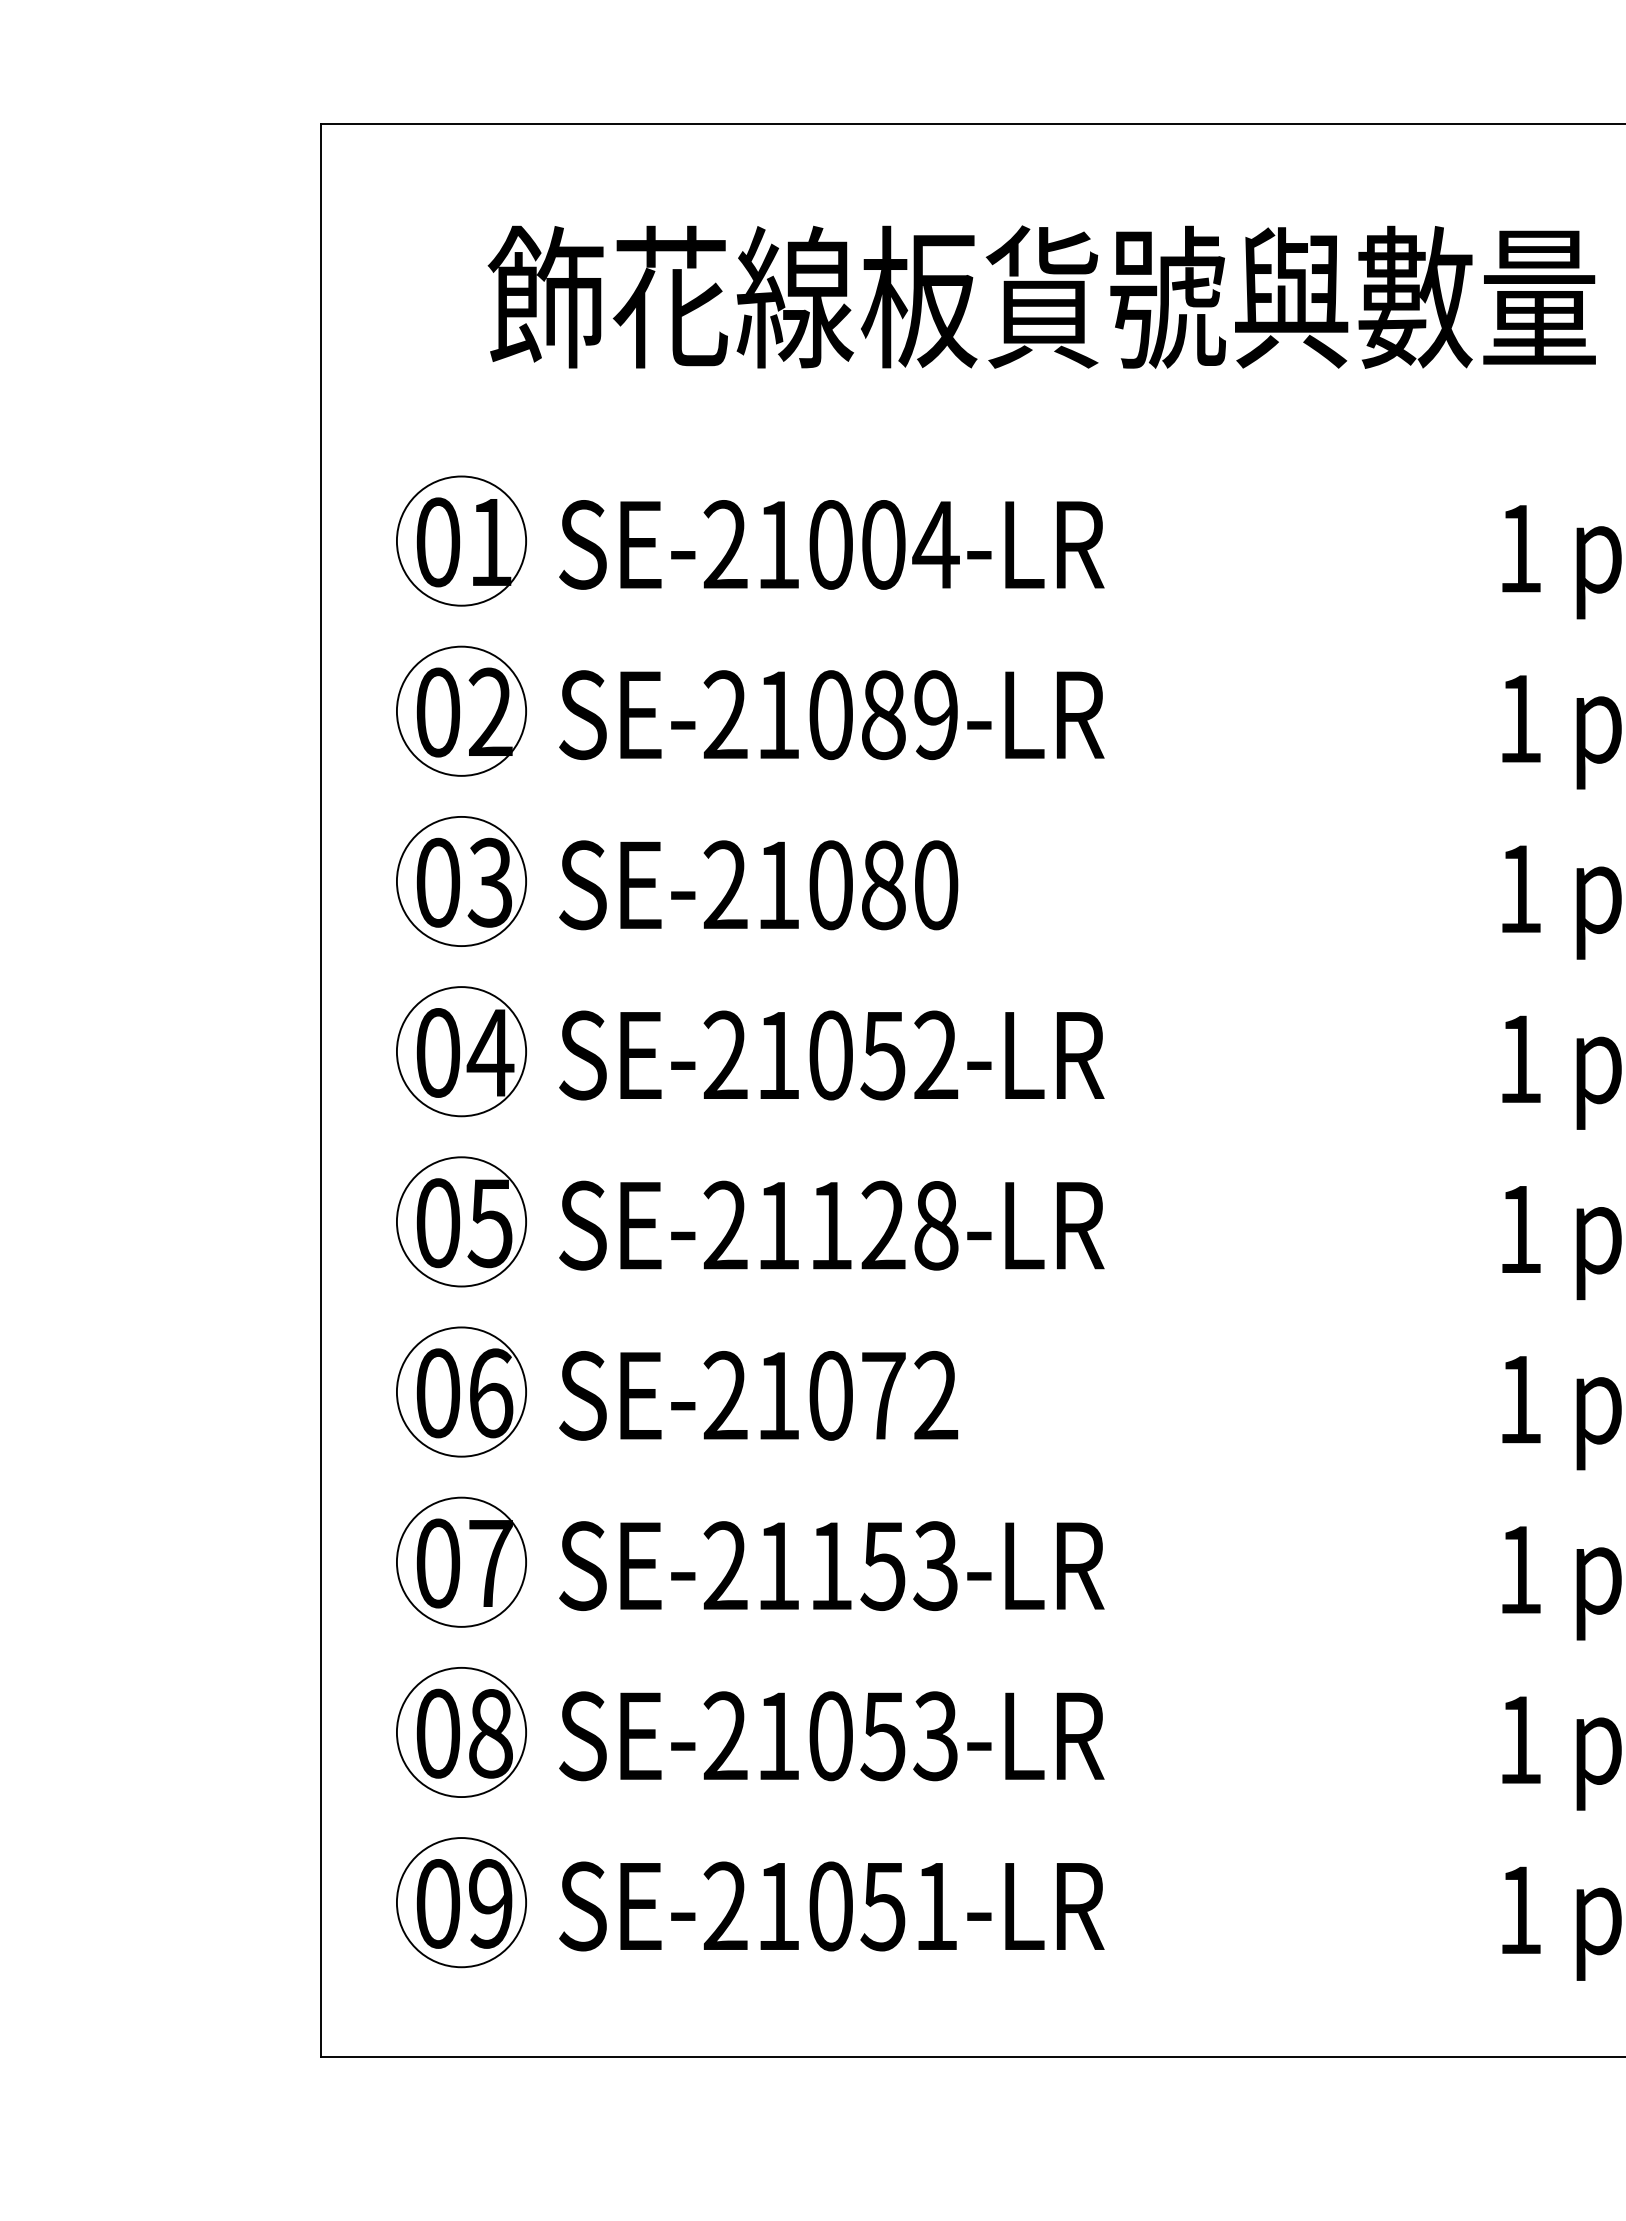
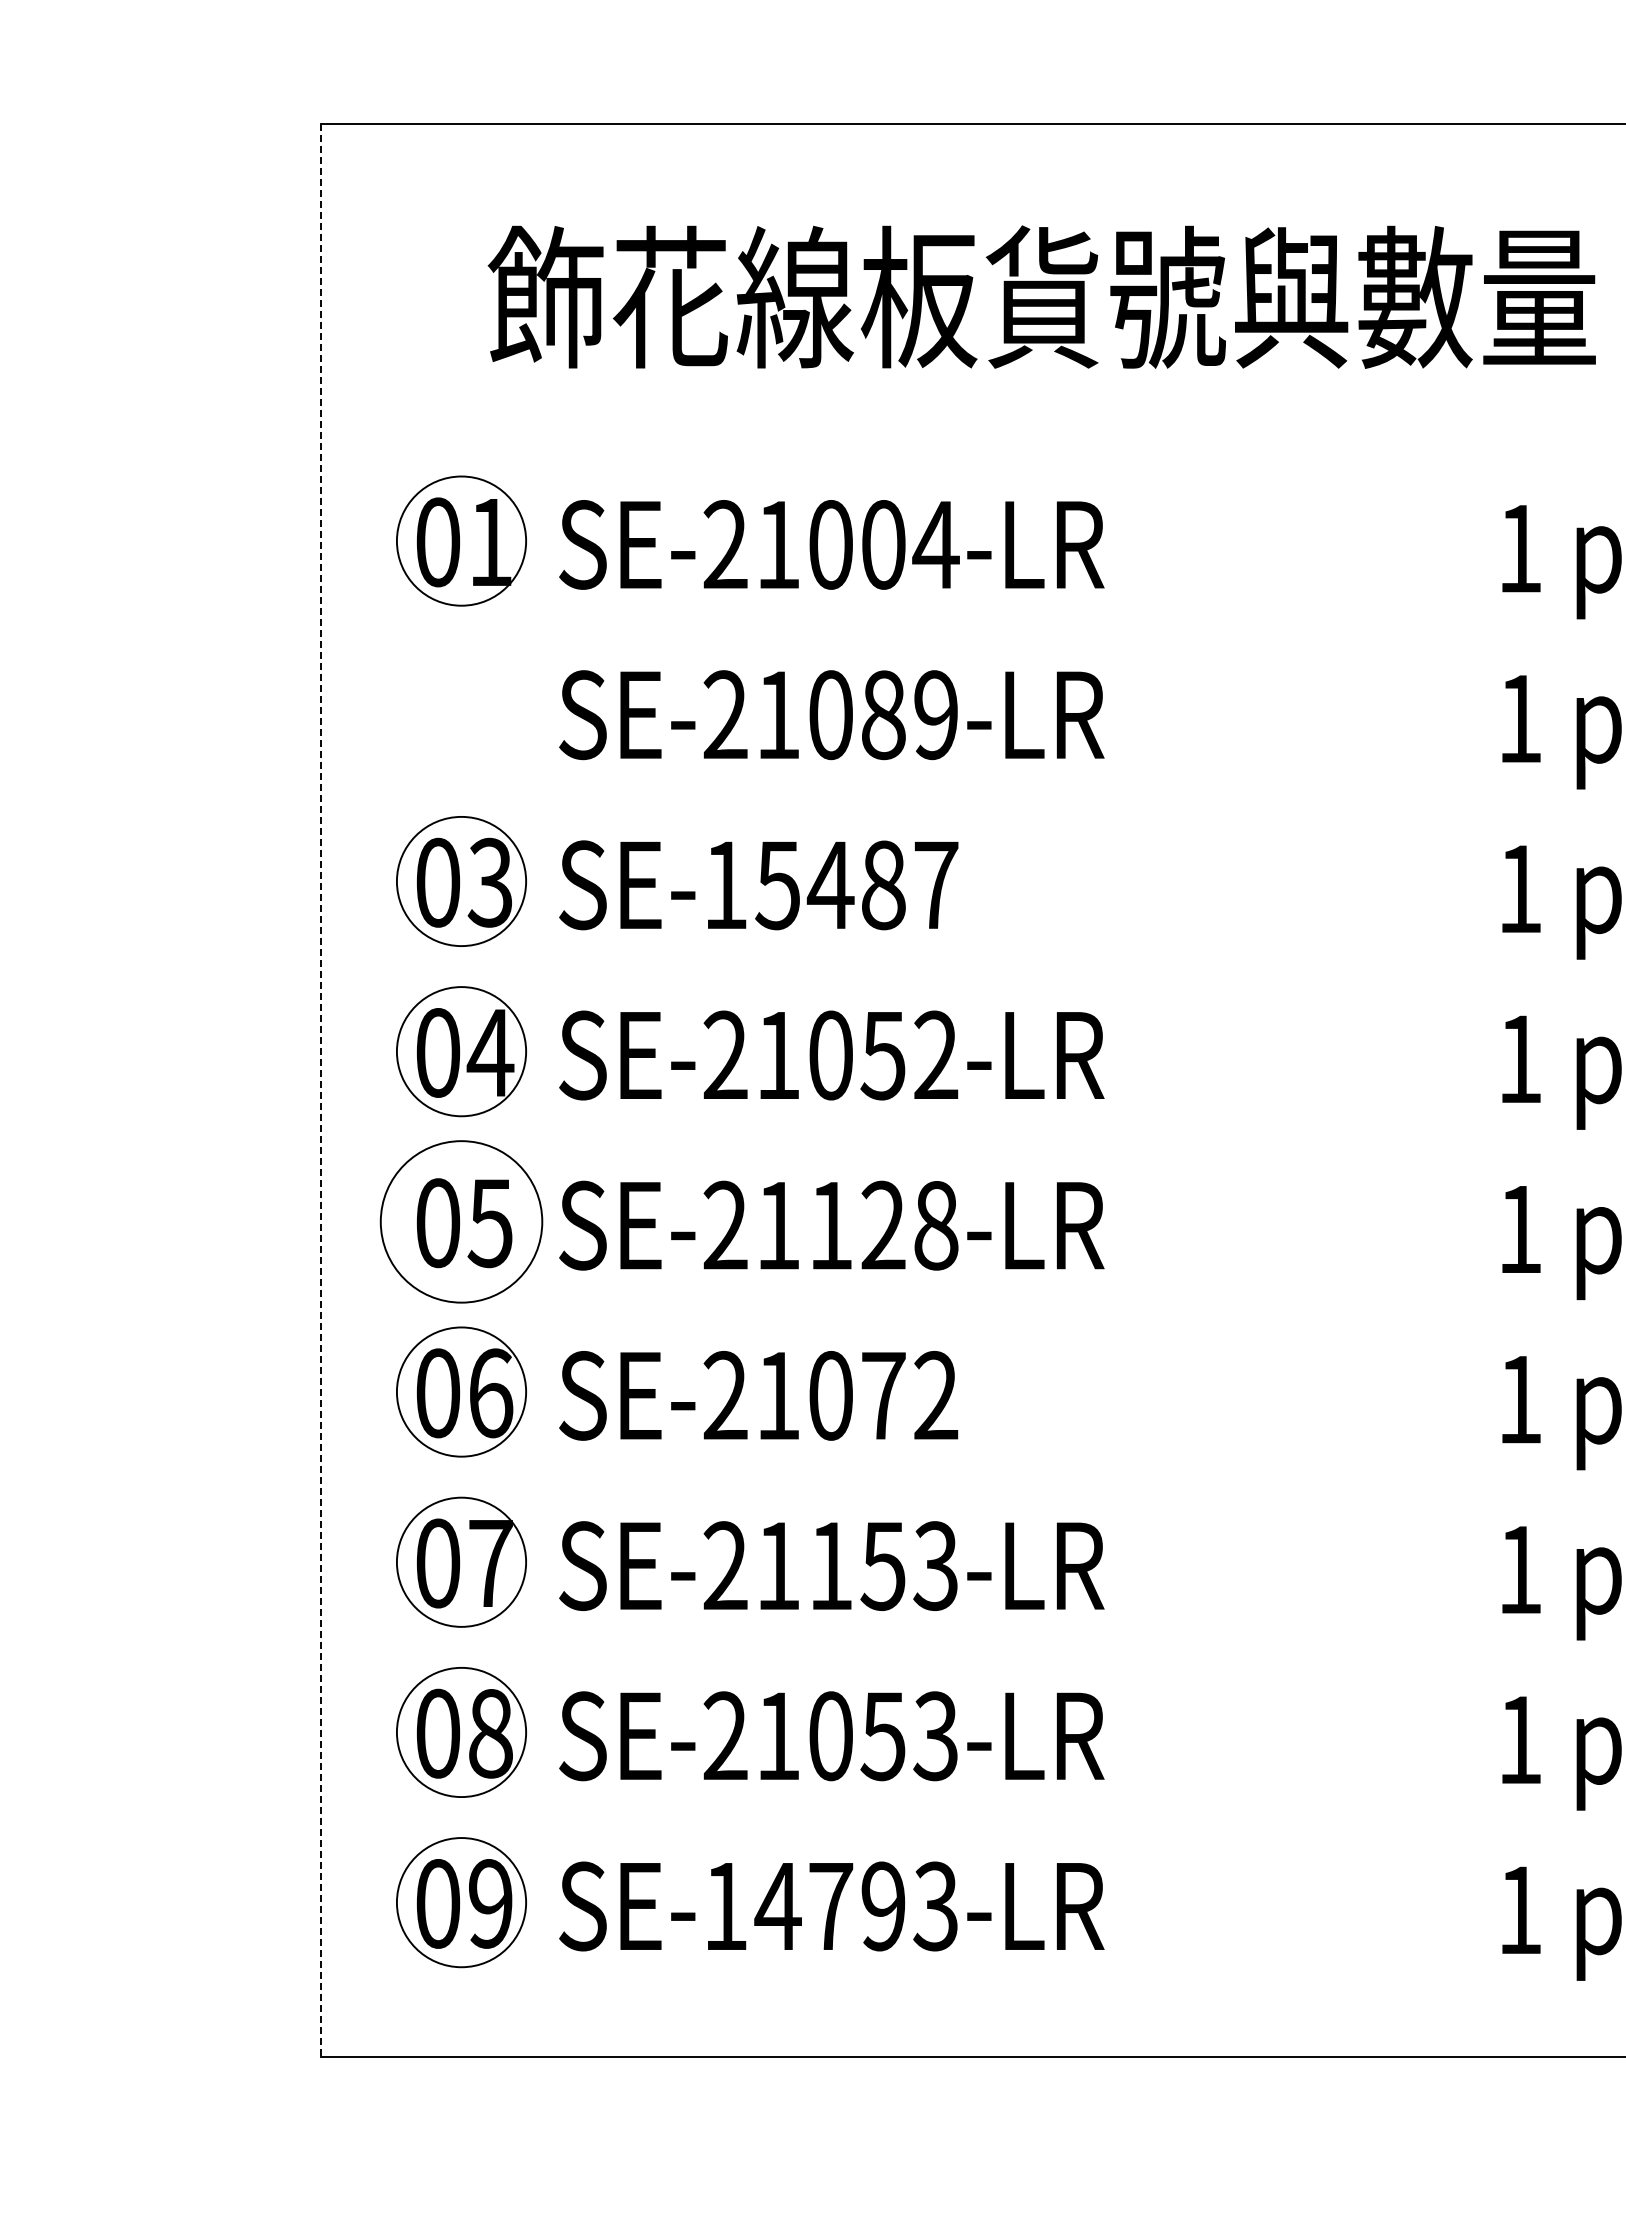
part: present -> none (461, 710)
text: SE-21080 -> SE-15487 (830, 885)
line: solid -> dashed (321, 1090)
circle diameter: 129 px -> 162 px (461, 1221)
text: SE-21051-LR -> SE-14793-LR (830, 1906)
